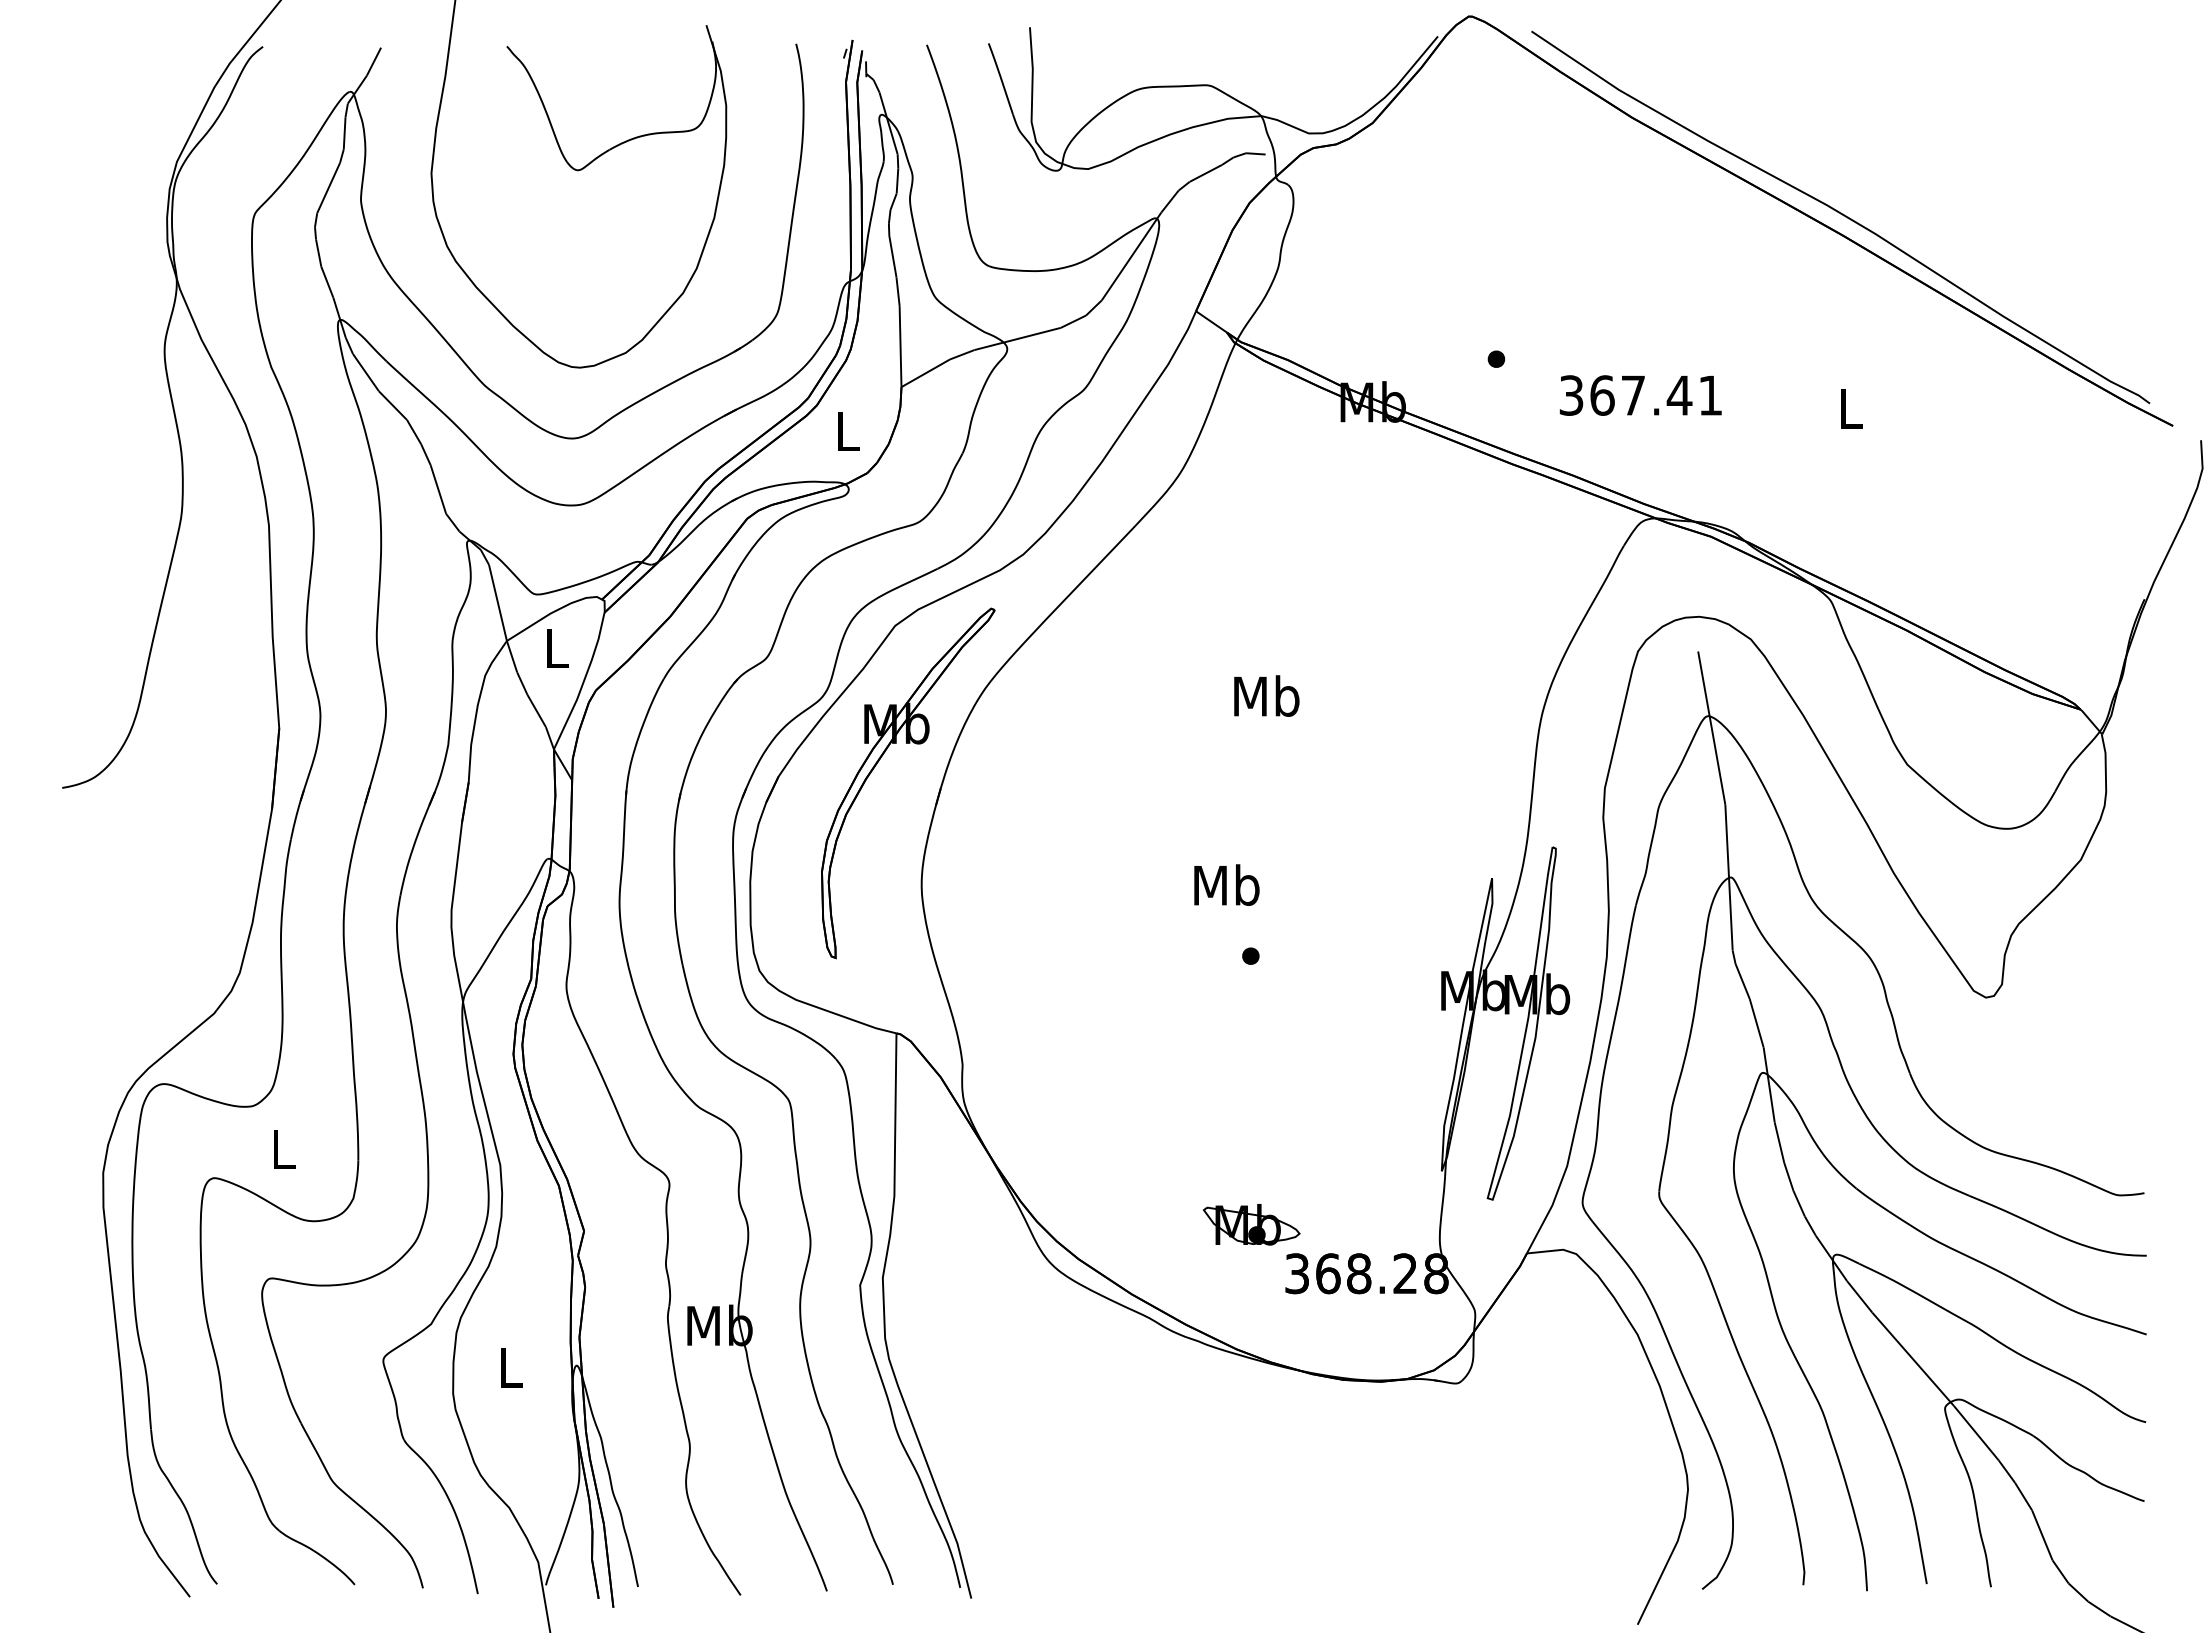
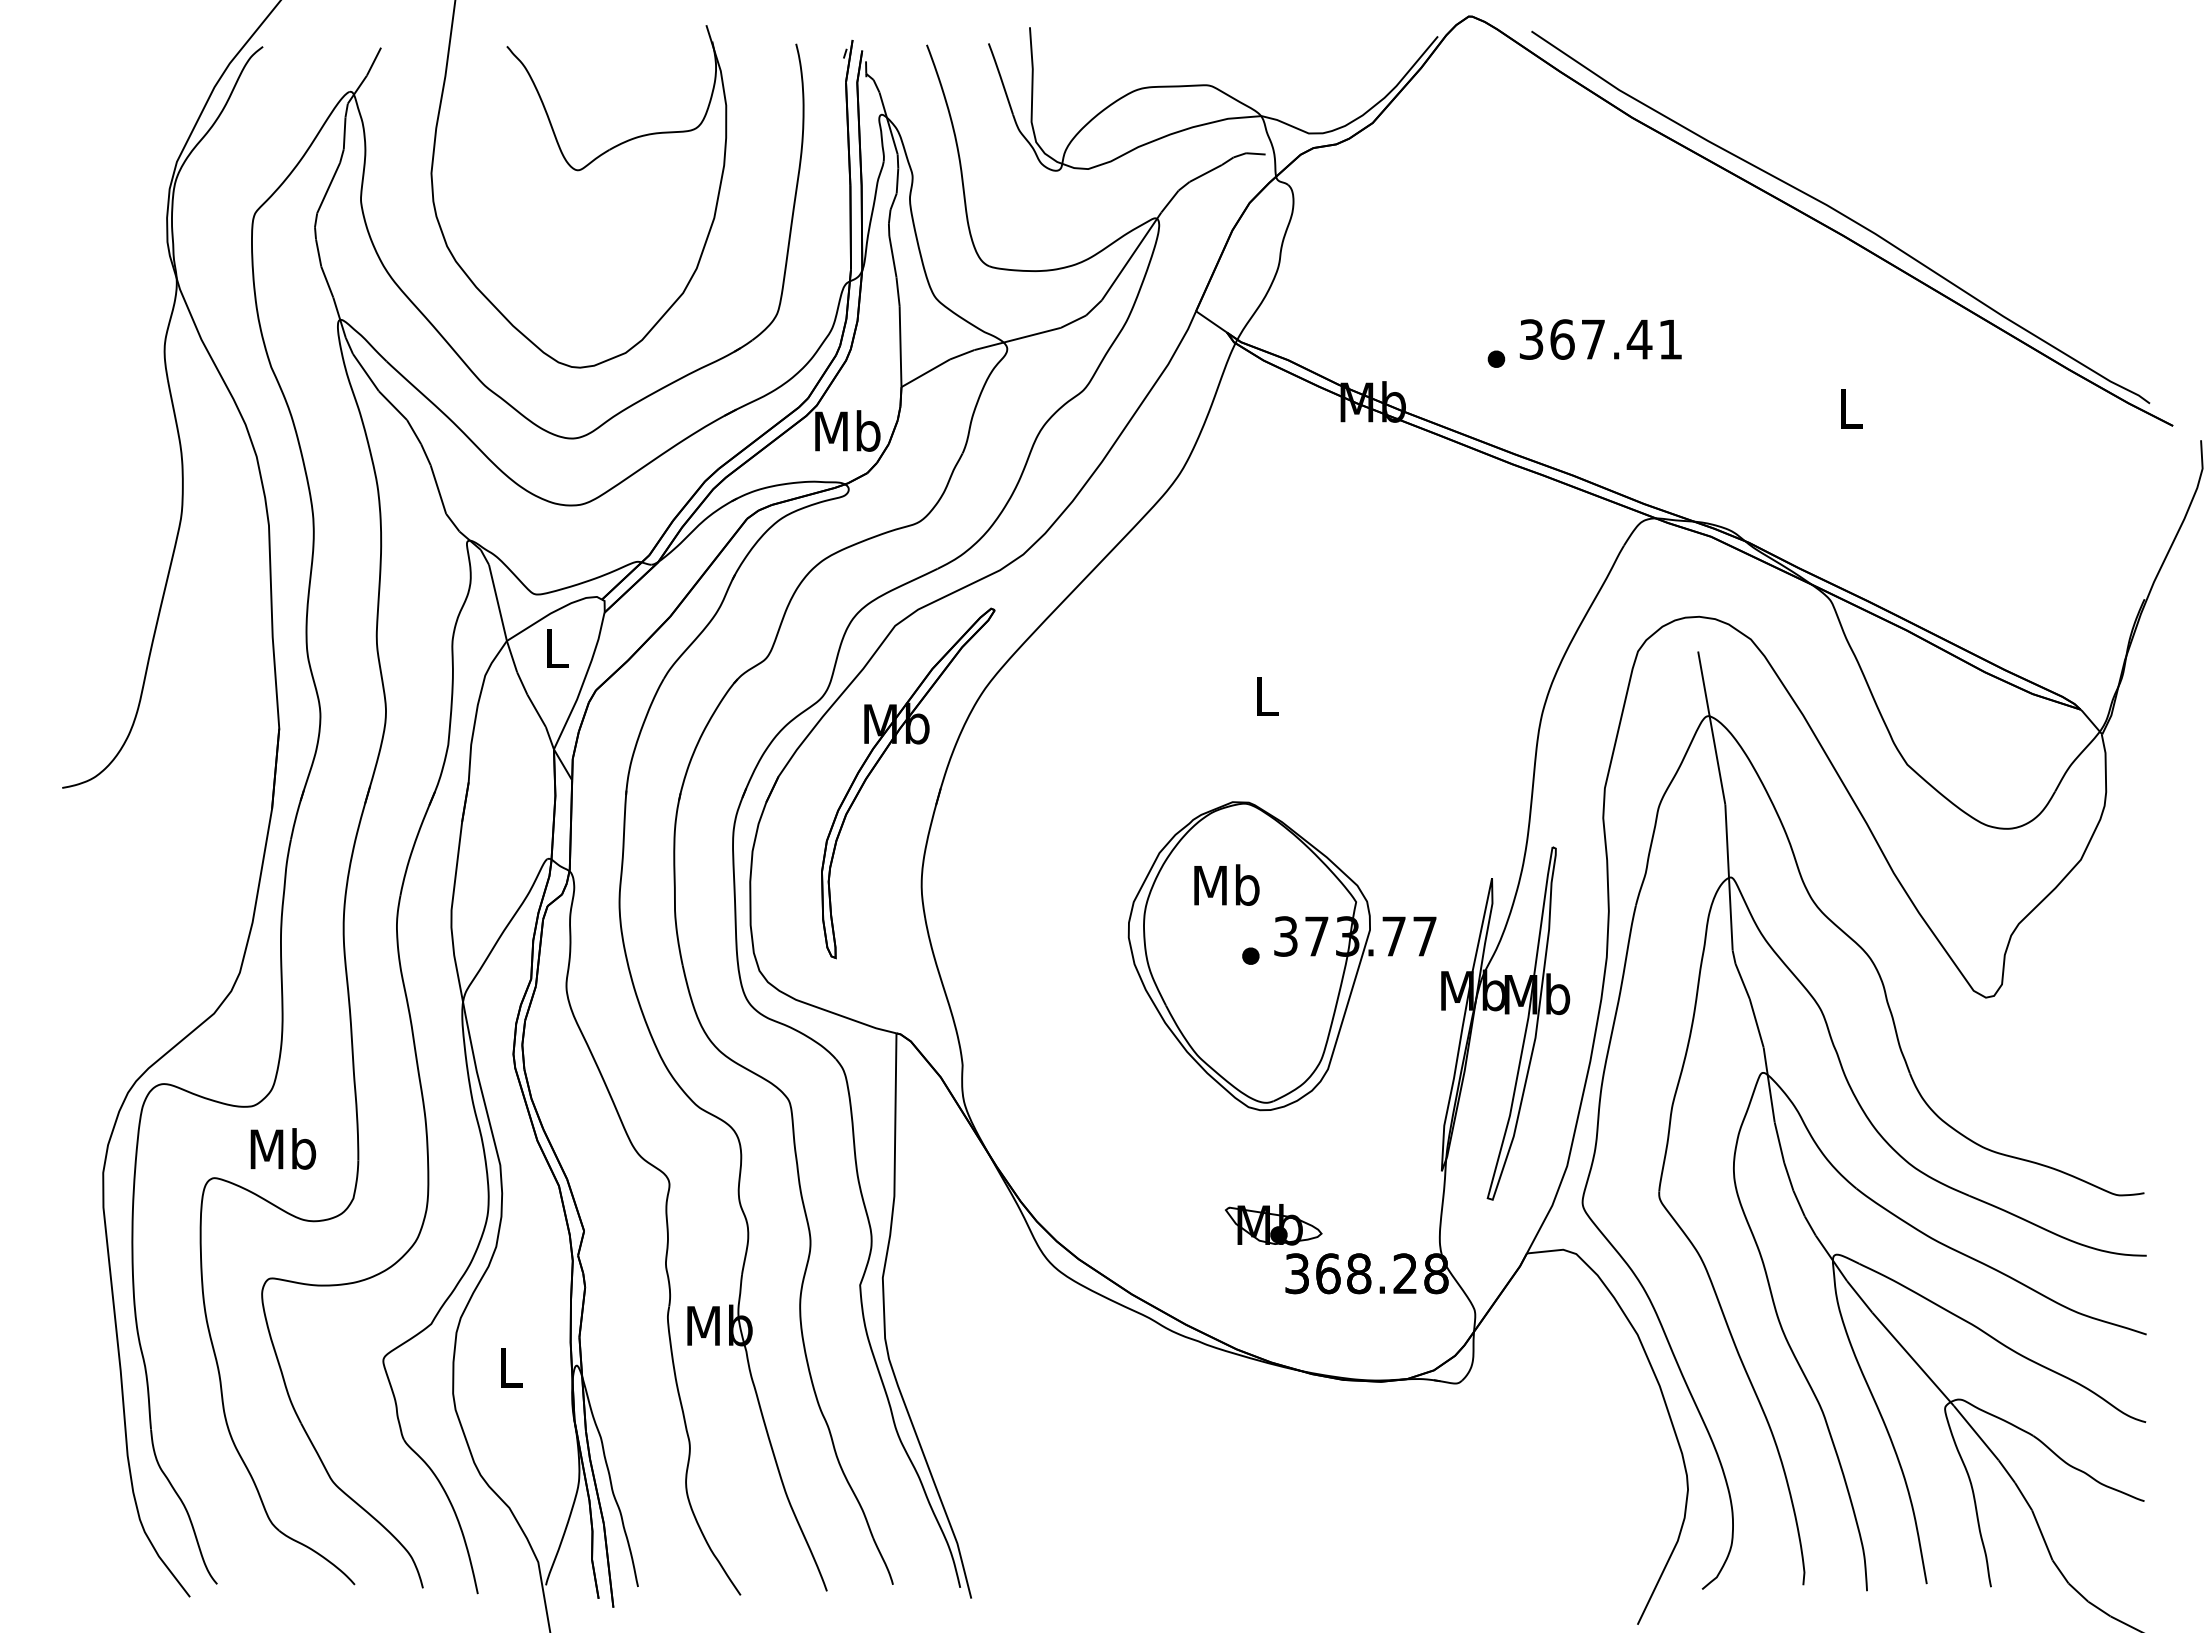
text position: (1640, 395) -> (1600, 339) (1600, 339)
text: L -> Mb (847, 430)
text: Mb -> L (1266, 695)
part: none -> present (1281, 956)
text: L -> Mb (283, 1148)
part position: (1251, 1224) -> (1273, 1224) (1273, 1224)
